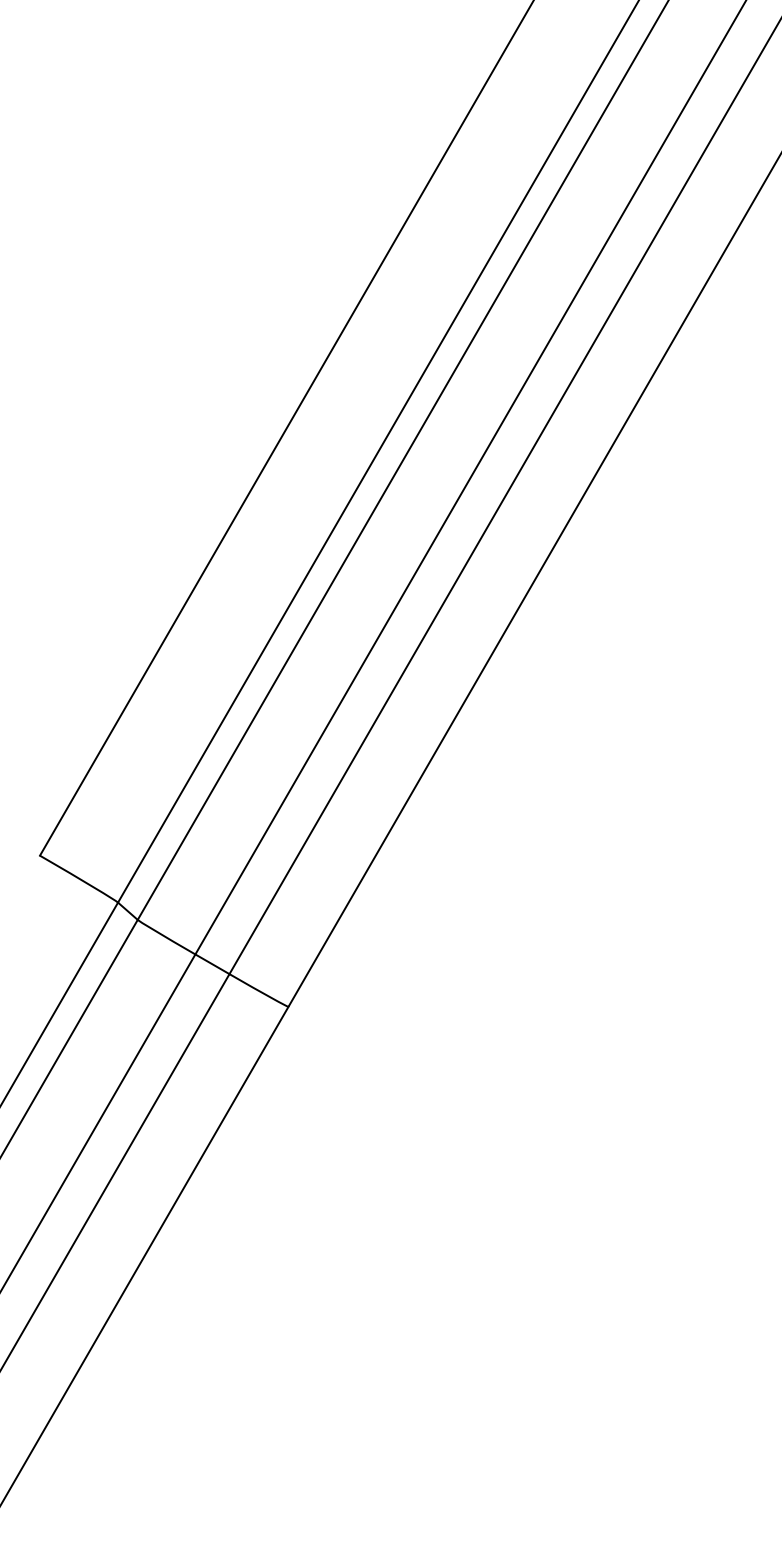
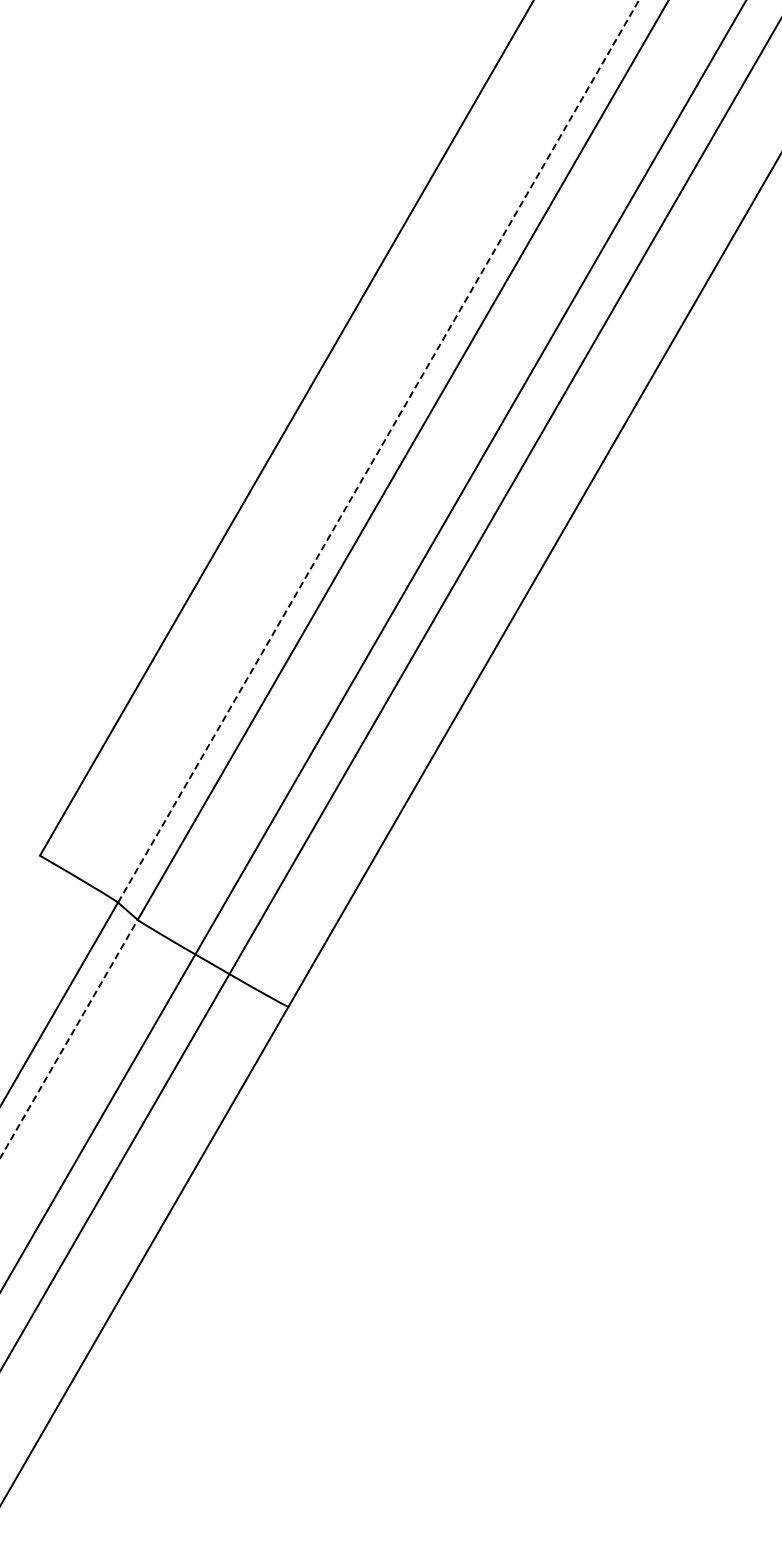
line: solid -> dashed (378, 451)
line: solid -> dashed (69, 1038)
